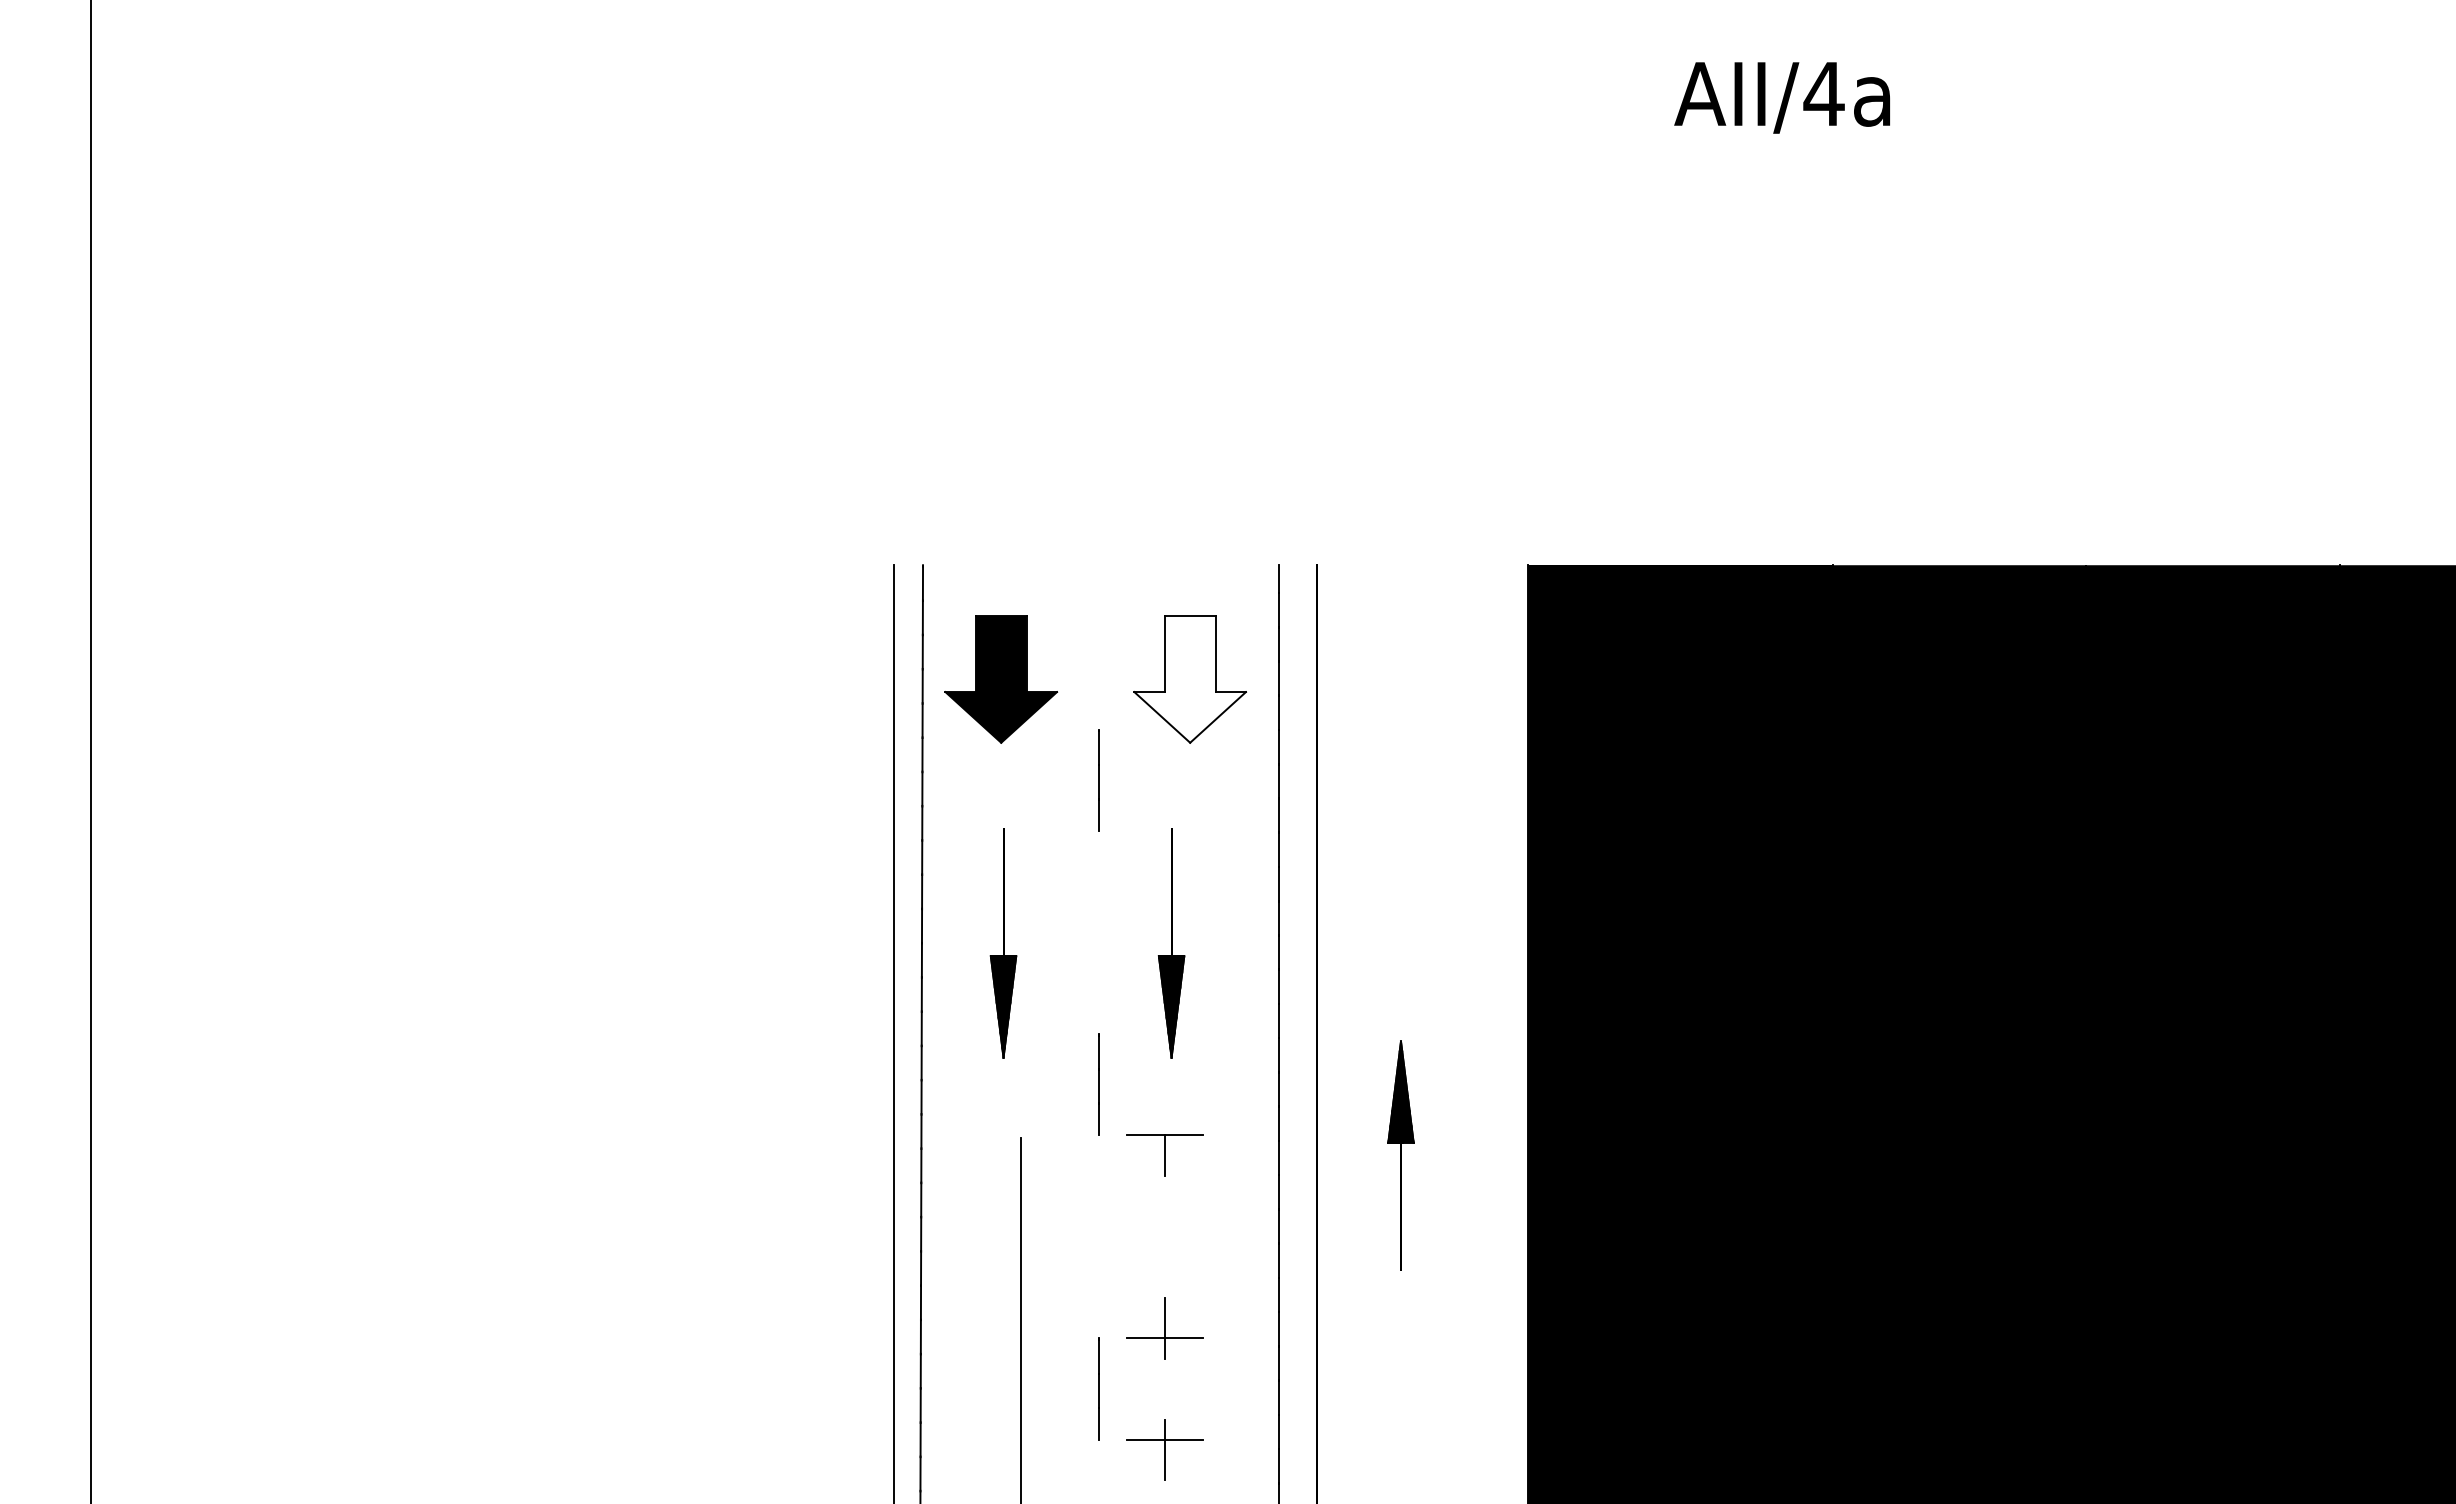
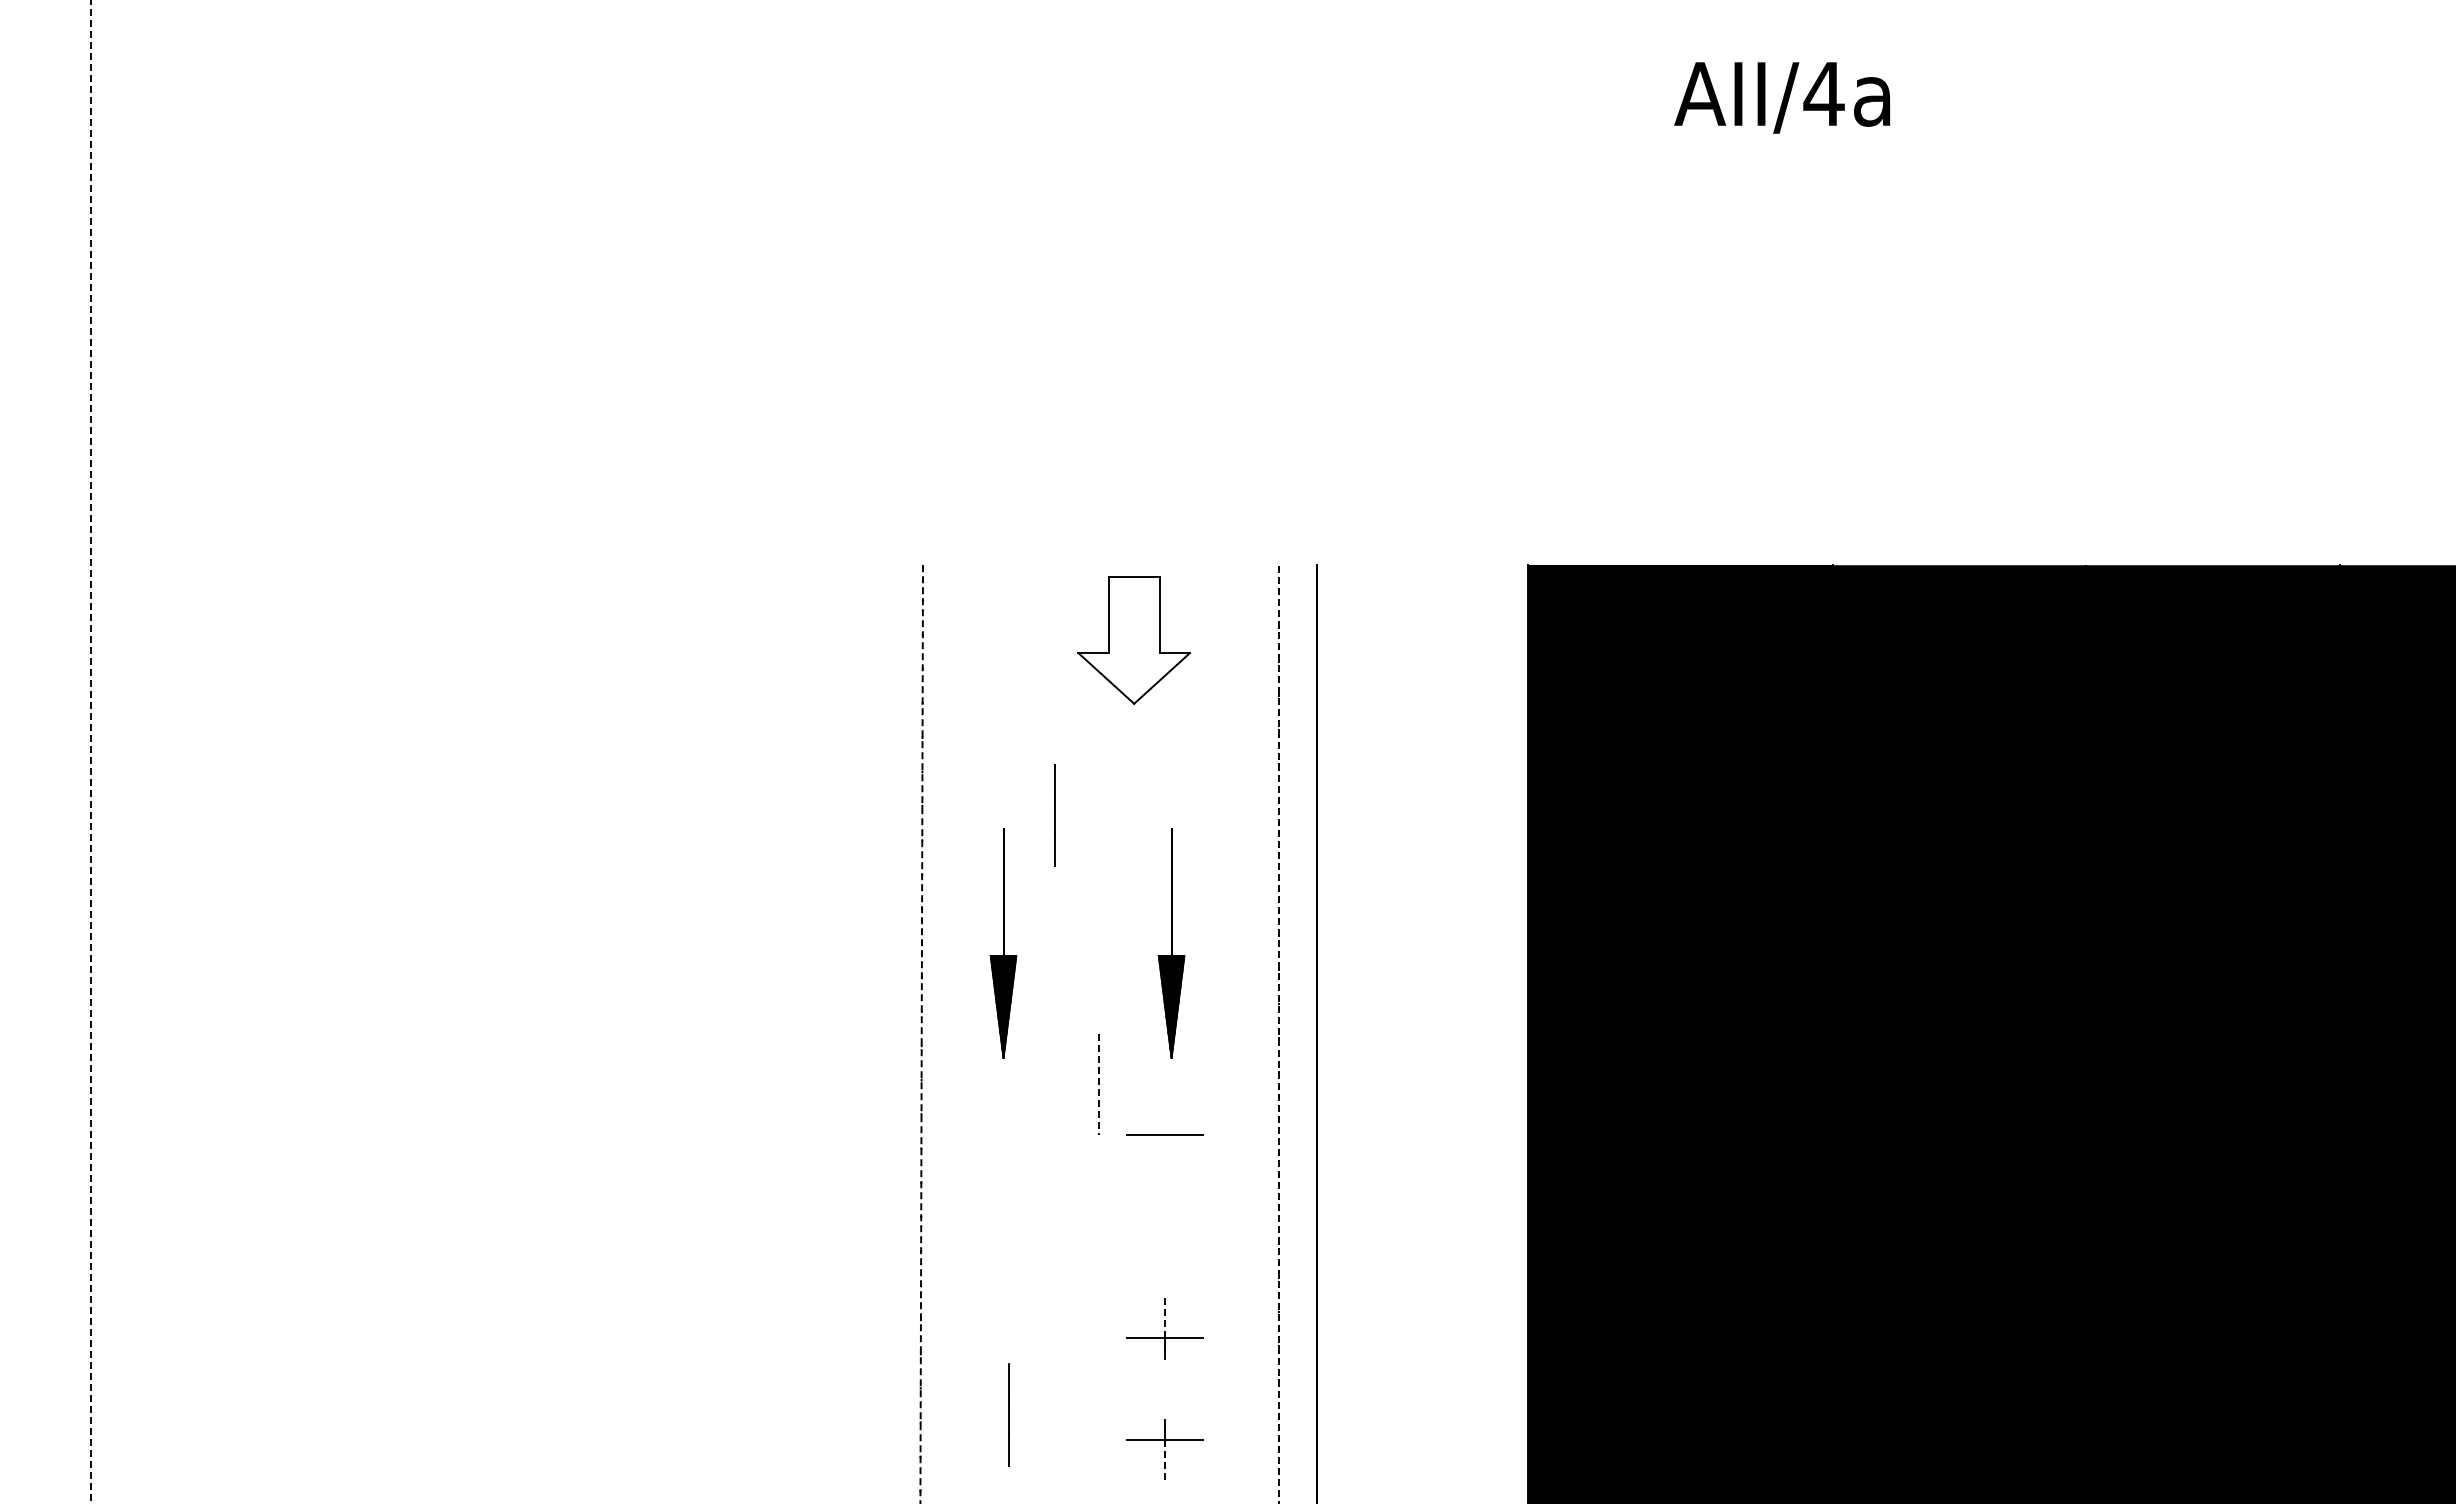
part: present -> none (1001, 679)
part position: (1189, 679) -> (1133, 640) (1133, 640)
line: solid -> dashed (90, 751)
line position: (1098, 780) -> (1054, 815) (1054, 815)
line: present -> none (894, 1032)
line: solid -> dashed (1278, 1033)
line: solid -> dashed (921, 1034)
line: solid -> dashed (1099, 1084)
line: present -> none (1164, 1155)
part: present -> none (1400, 1155)
line: solid -> dashed (1164, 1317)
line: present -> none (1020, 1319)
line position: (1098, 1388) -> (1008, 1414) (1008, 1414)
line: solid -> dashed (1164, 1459)
